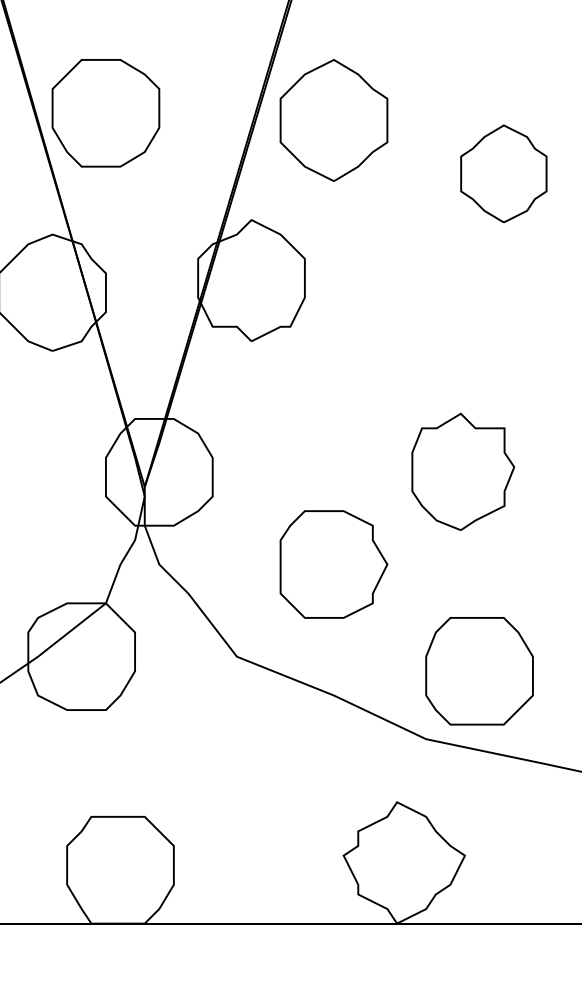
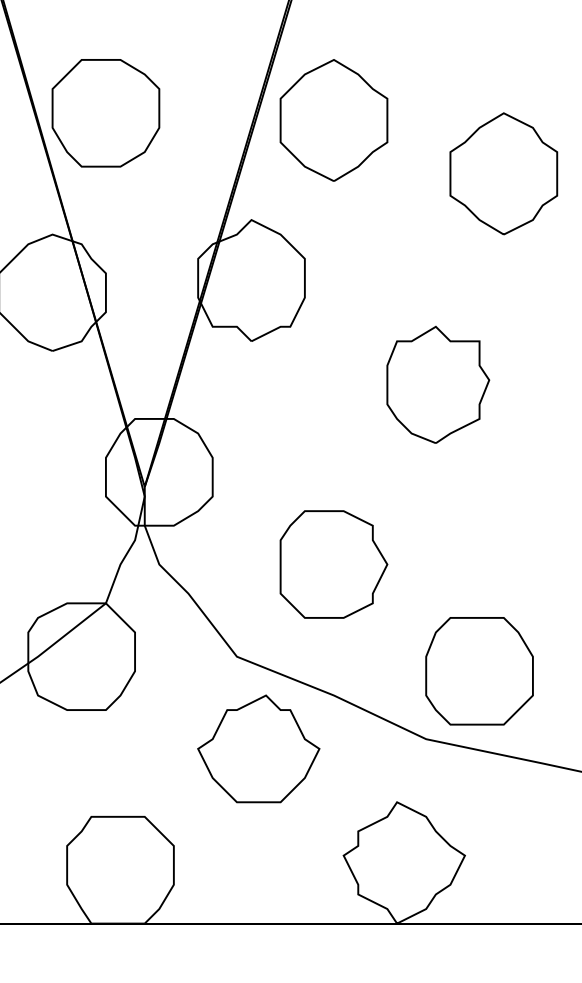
part size: 88x100 px -> 110x124 px (503, 173)
part position: (463, 471) -> (438, 384) (438, 384)
part: none -> present (258, 748)
